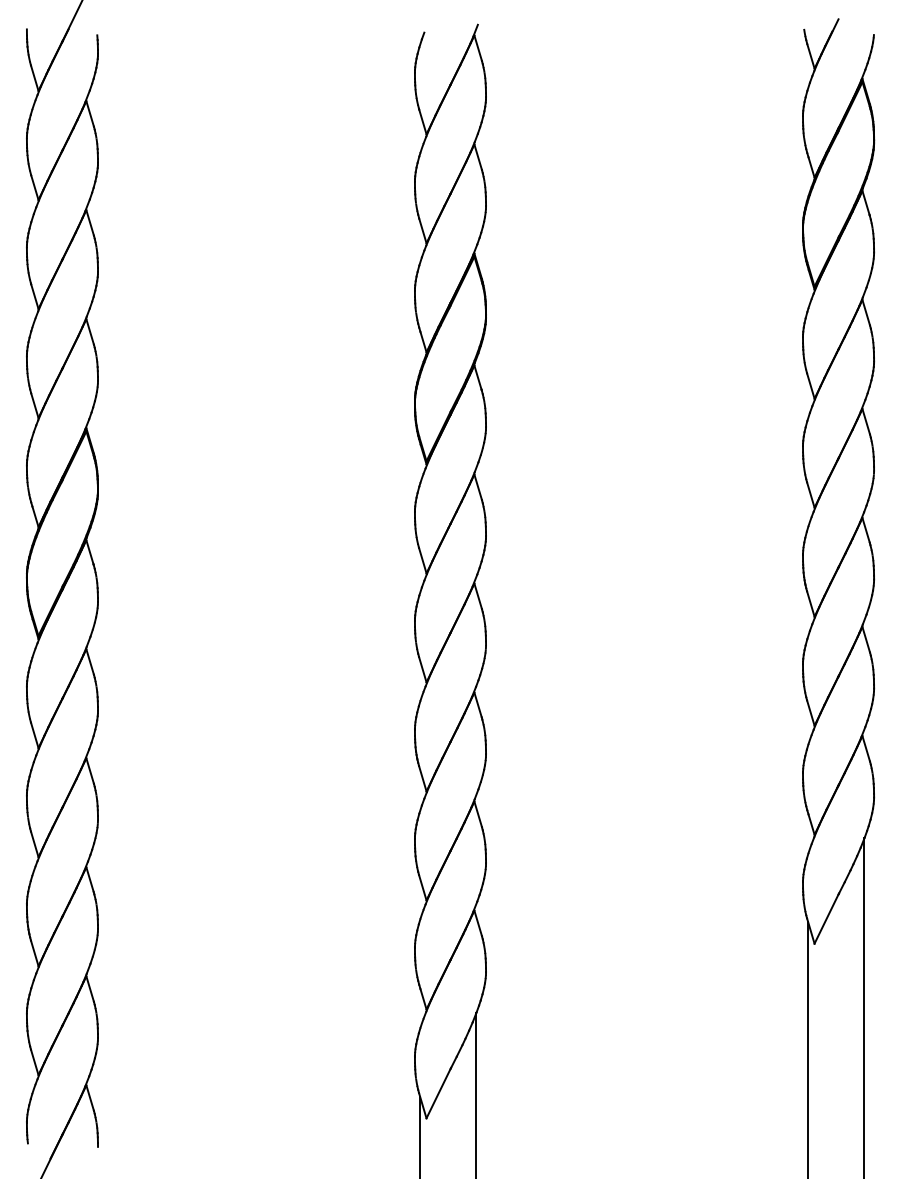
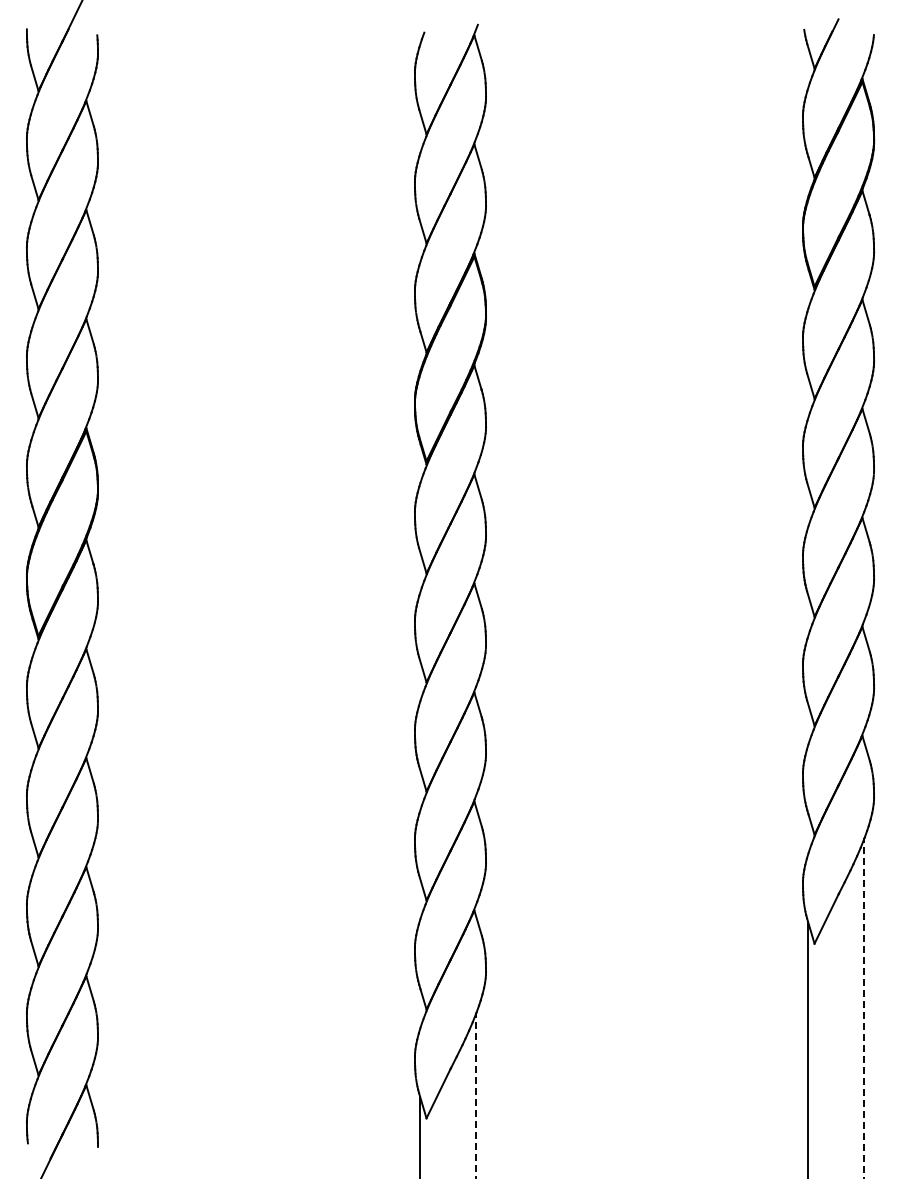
line: solid -> dashed (864, 1008)
line: solid -> dashed (476, 1095)
